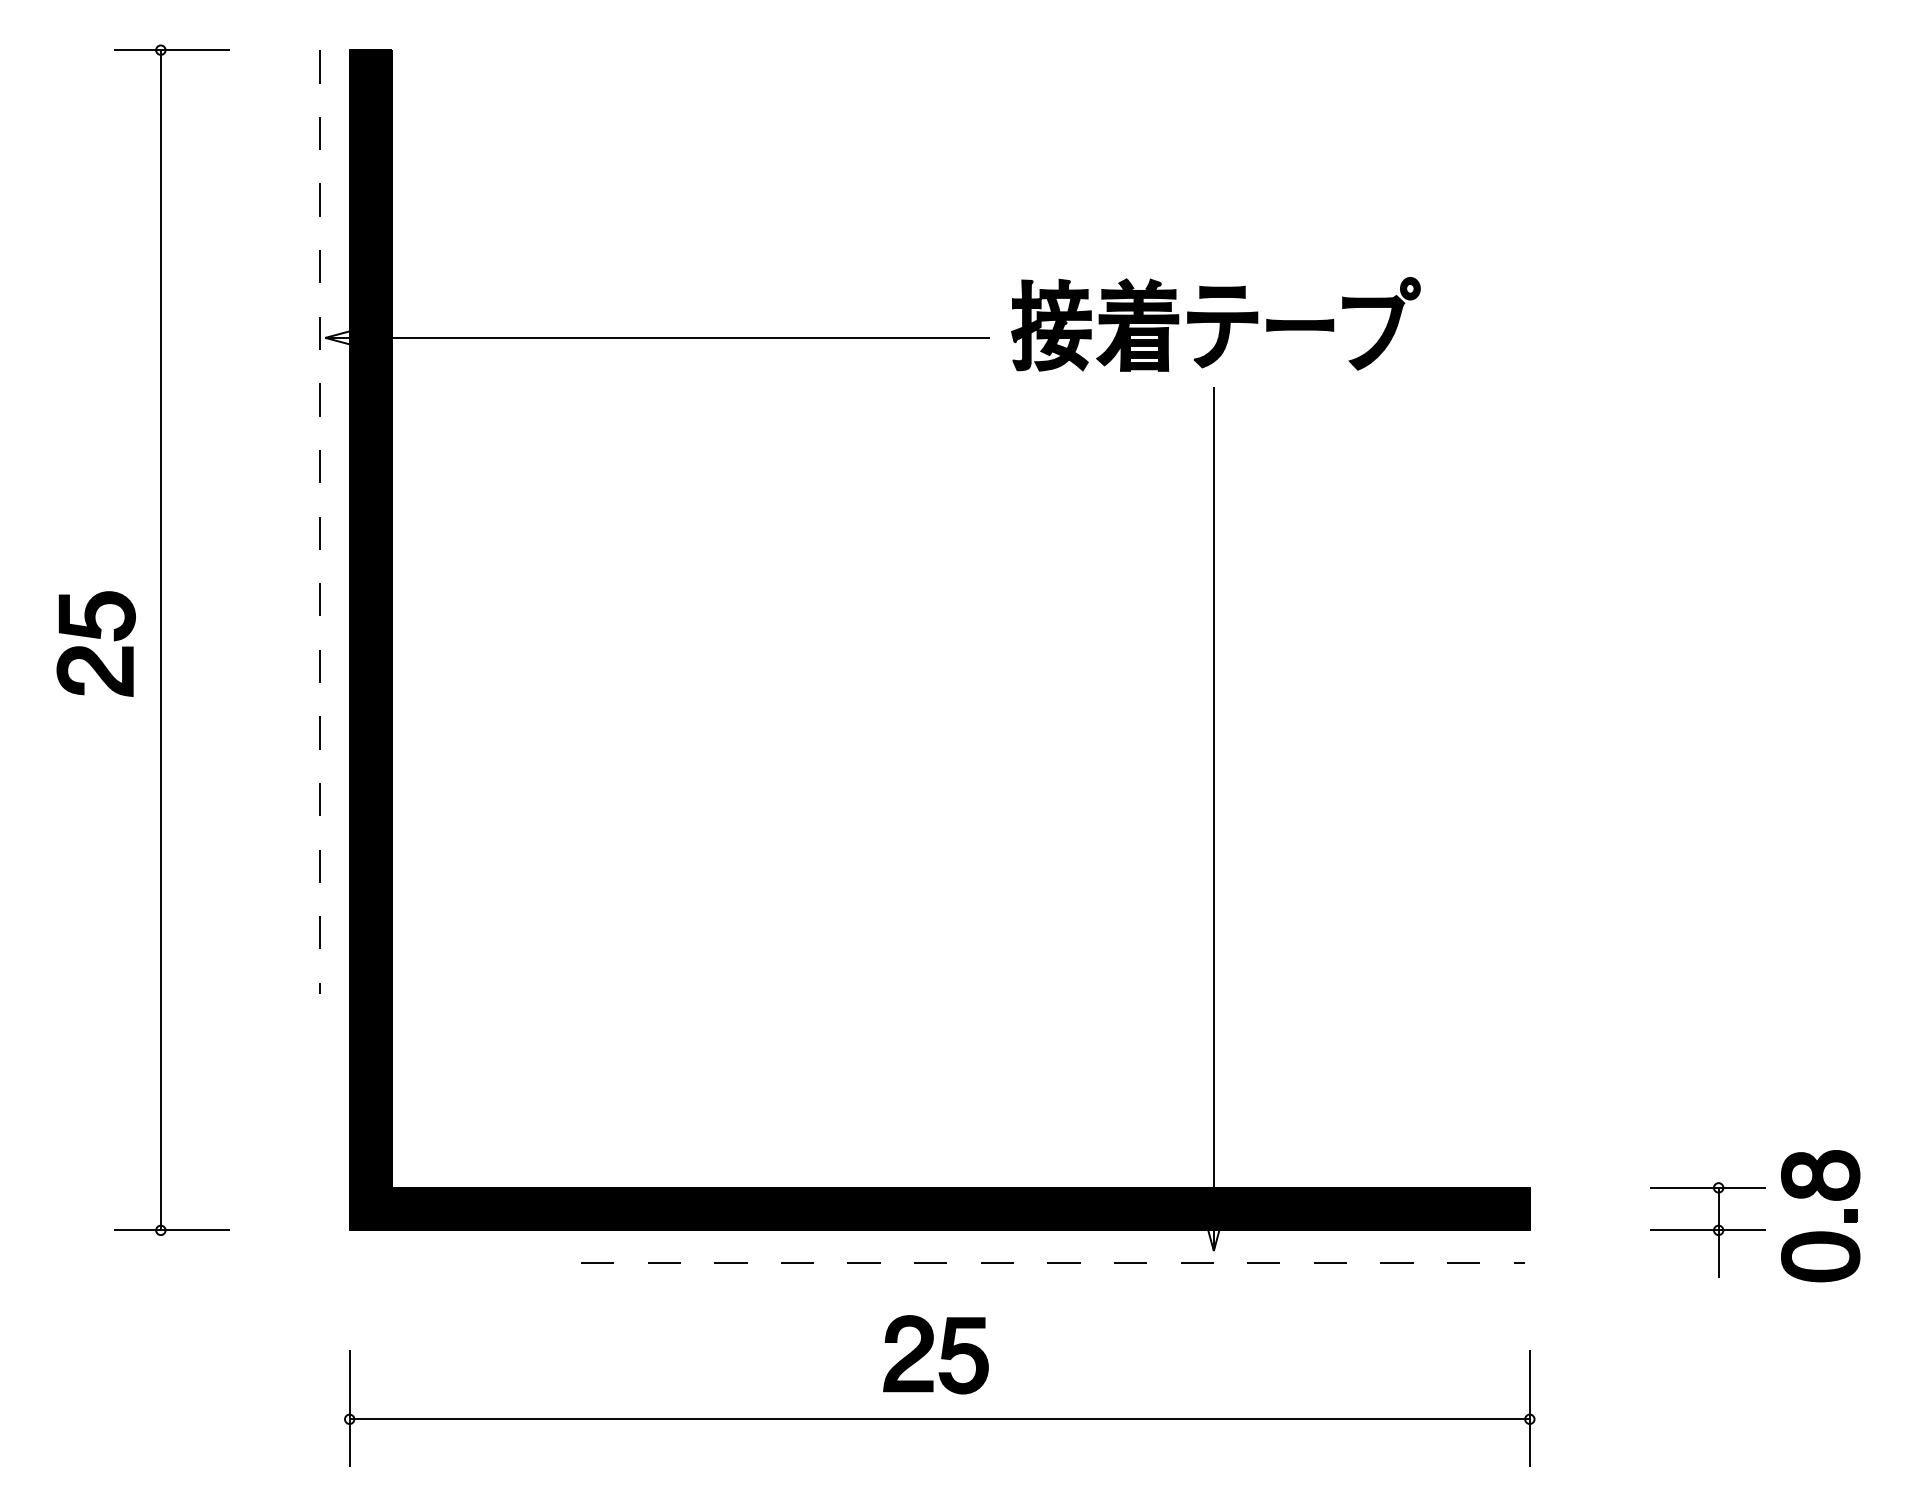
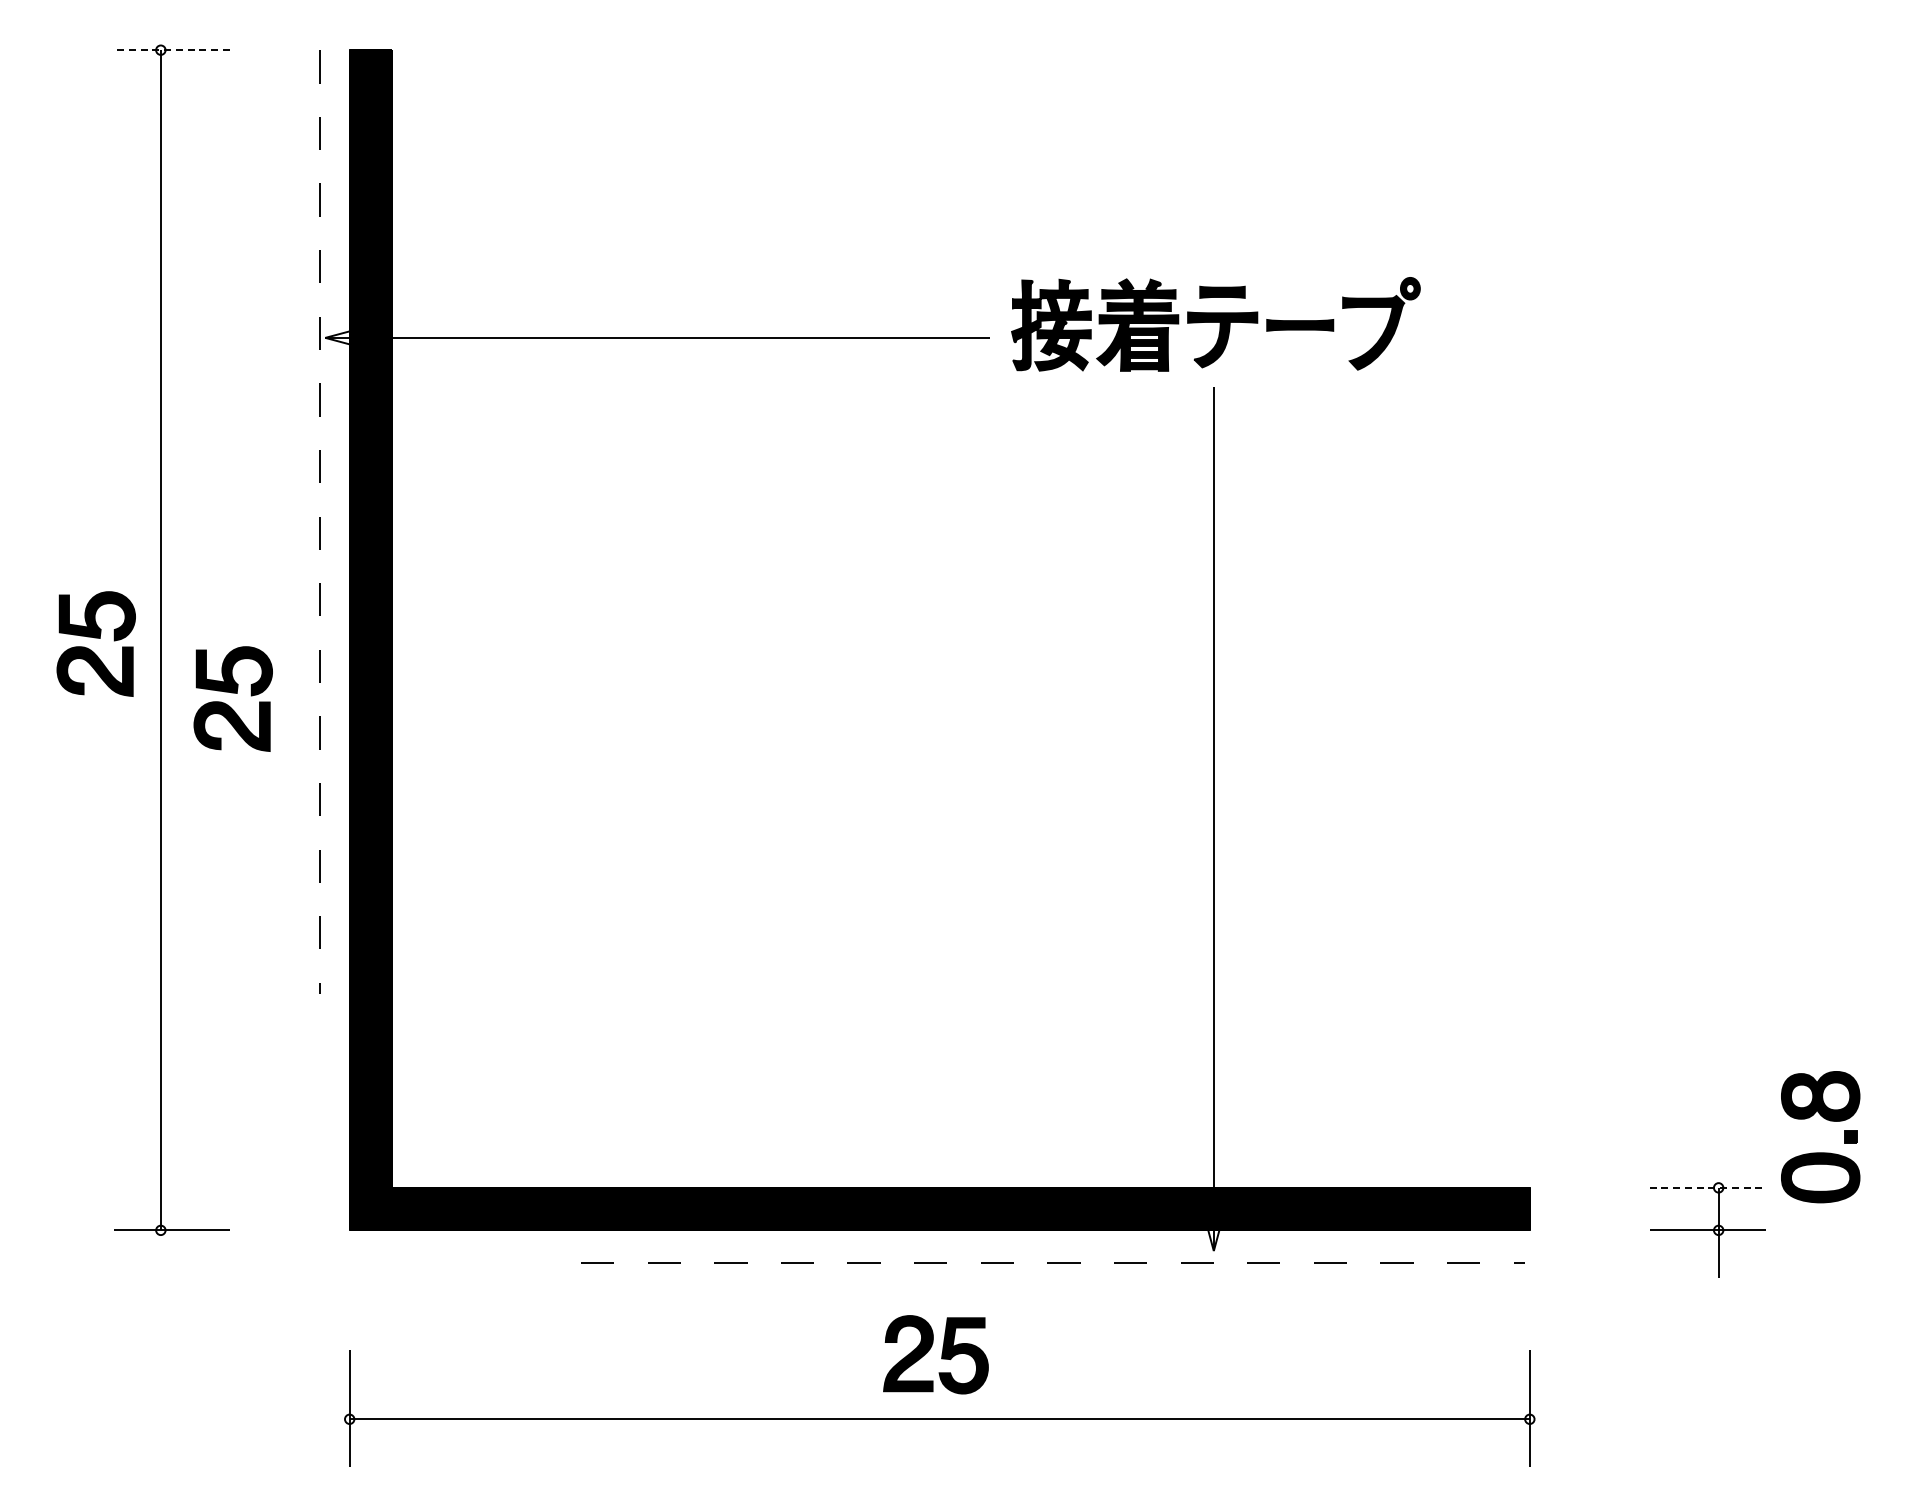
line: solid -> dashed (171, 50)
part: none -> present (232, 698)
line: solid -> dashed (1708, 1187)
part position: (1820, 1231) -> (1820, 1152) (1820, 1152)
